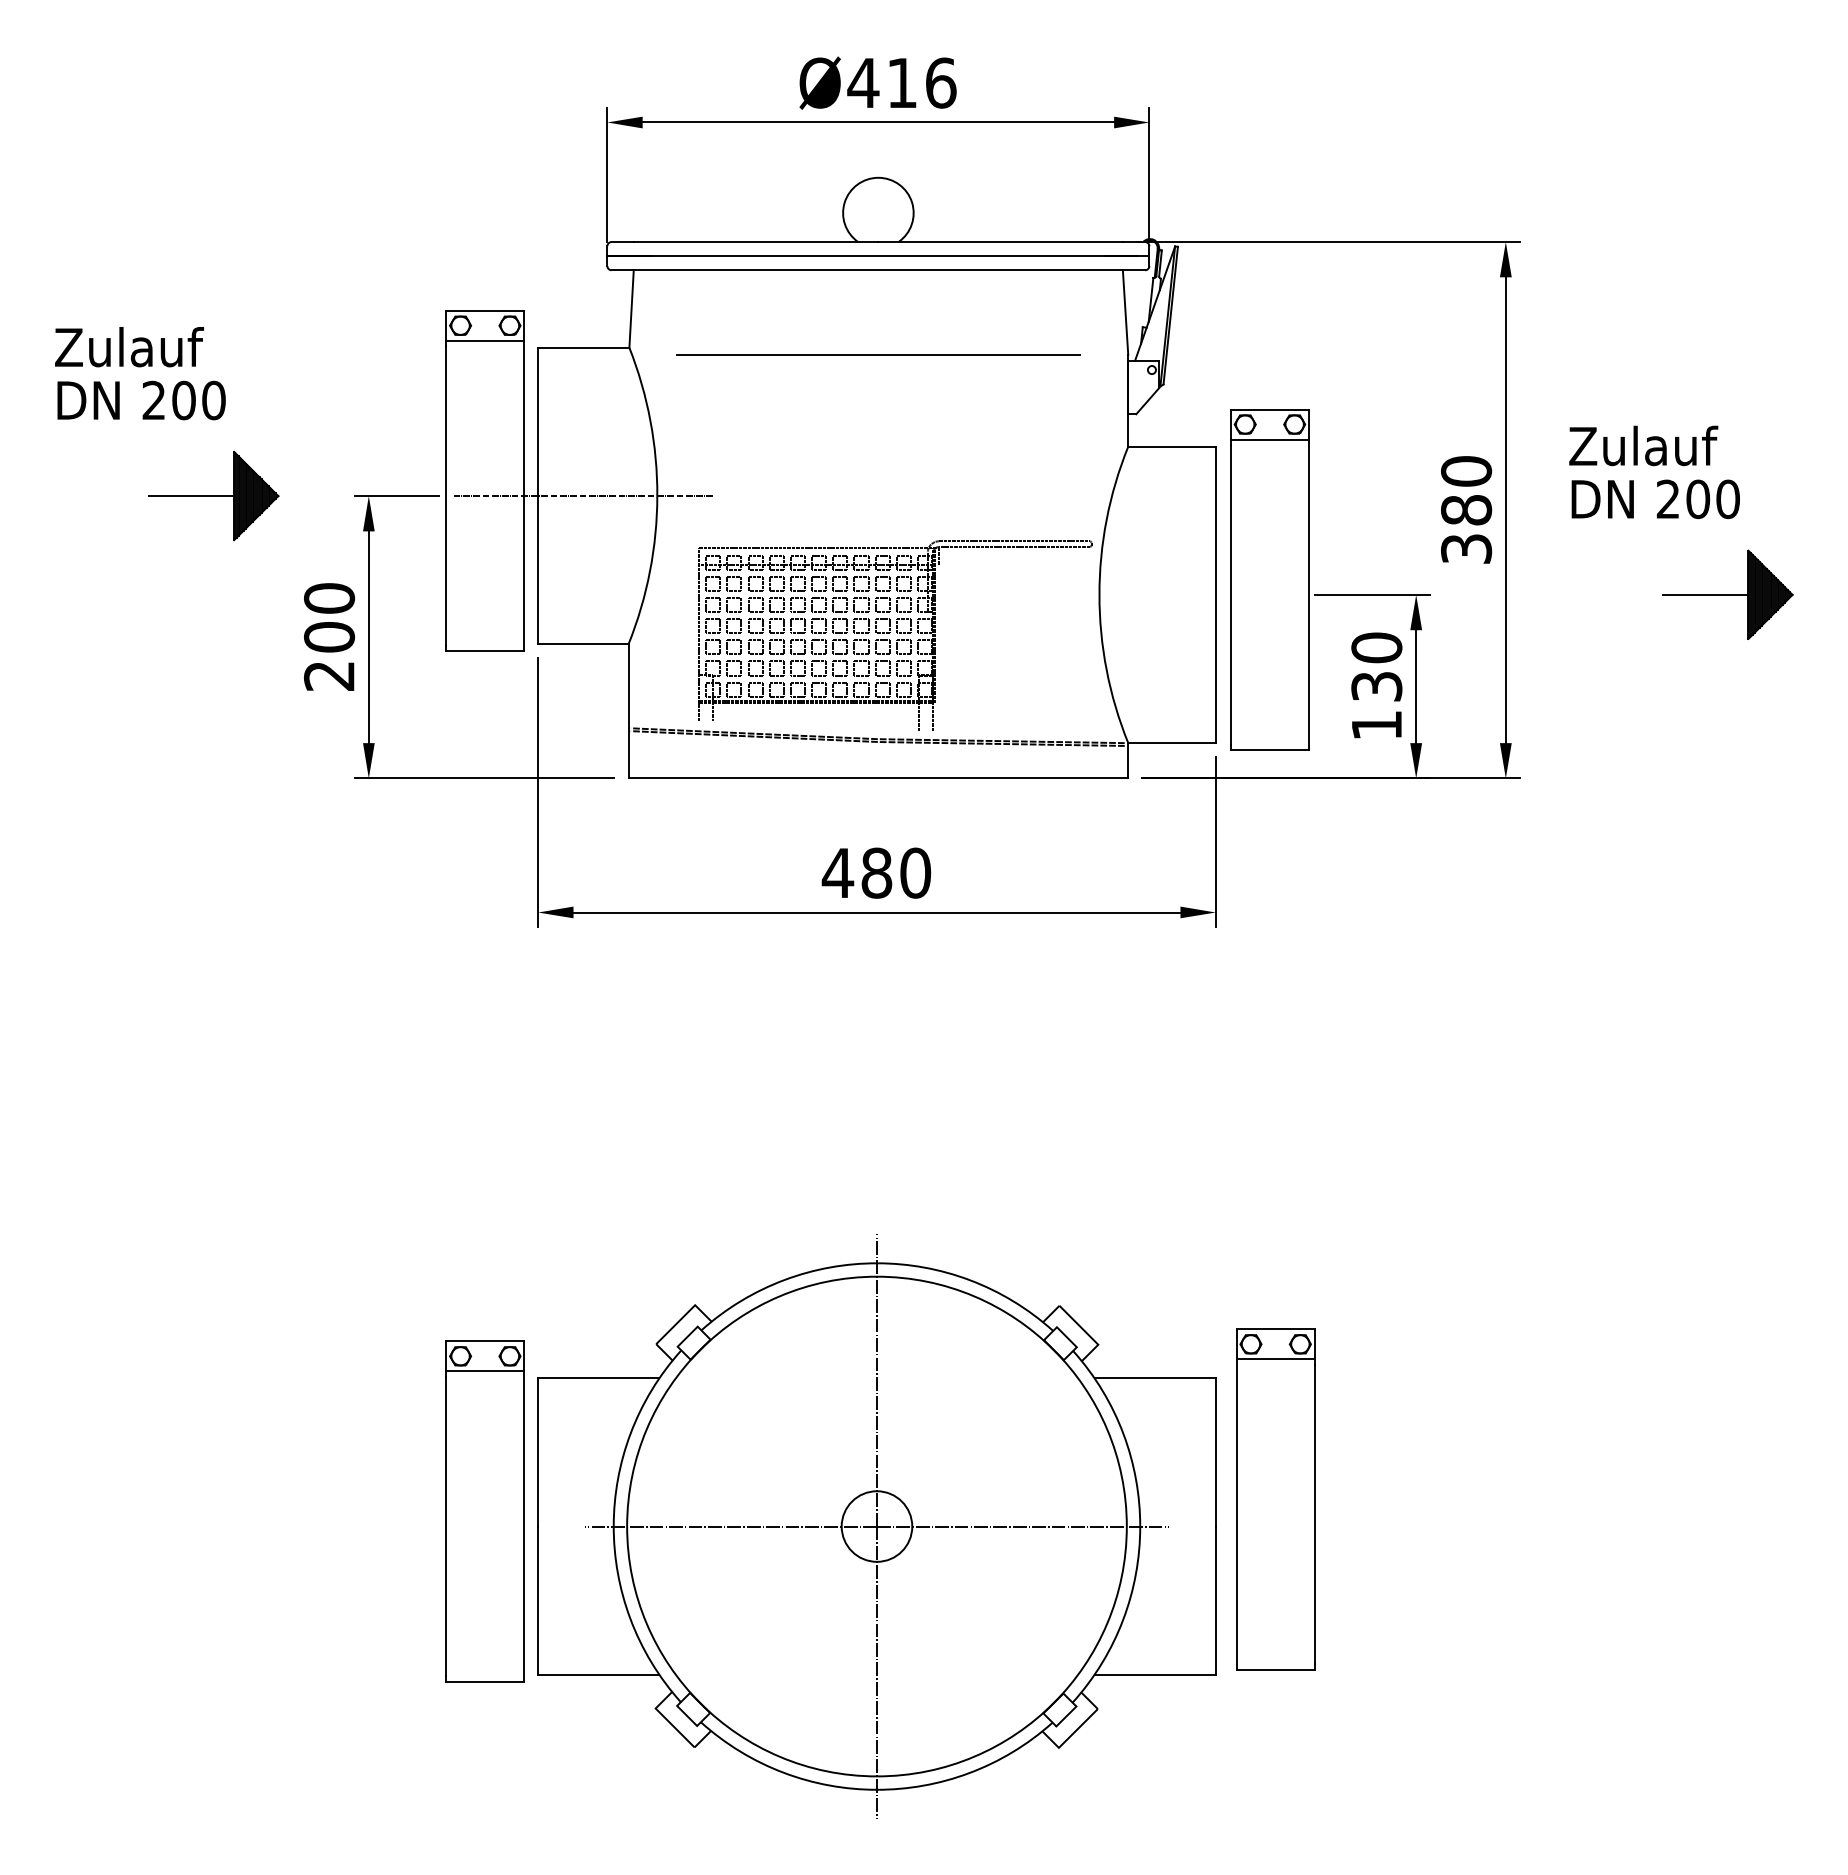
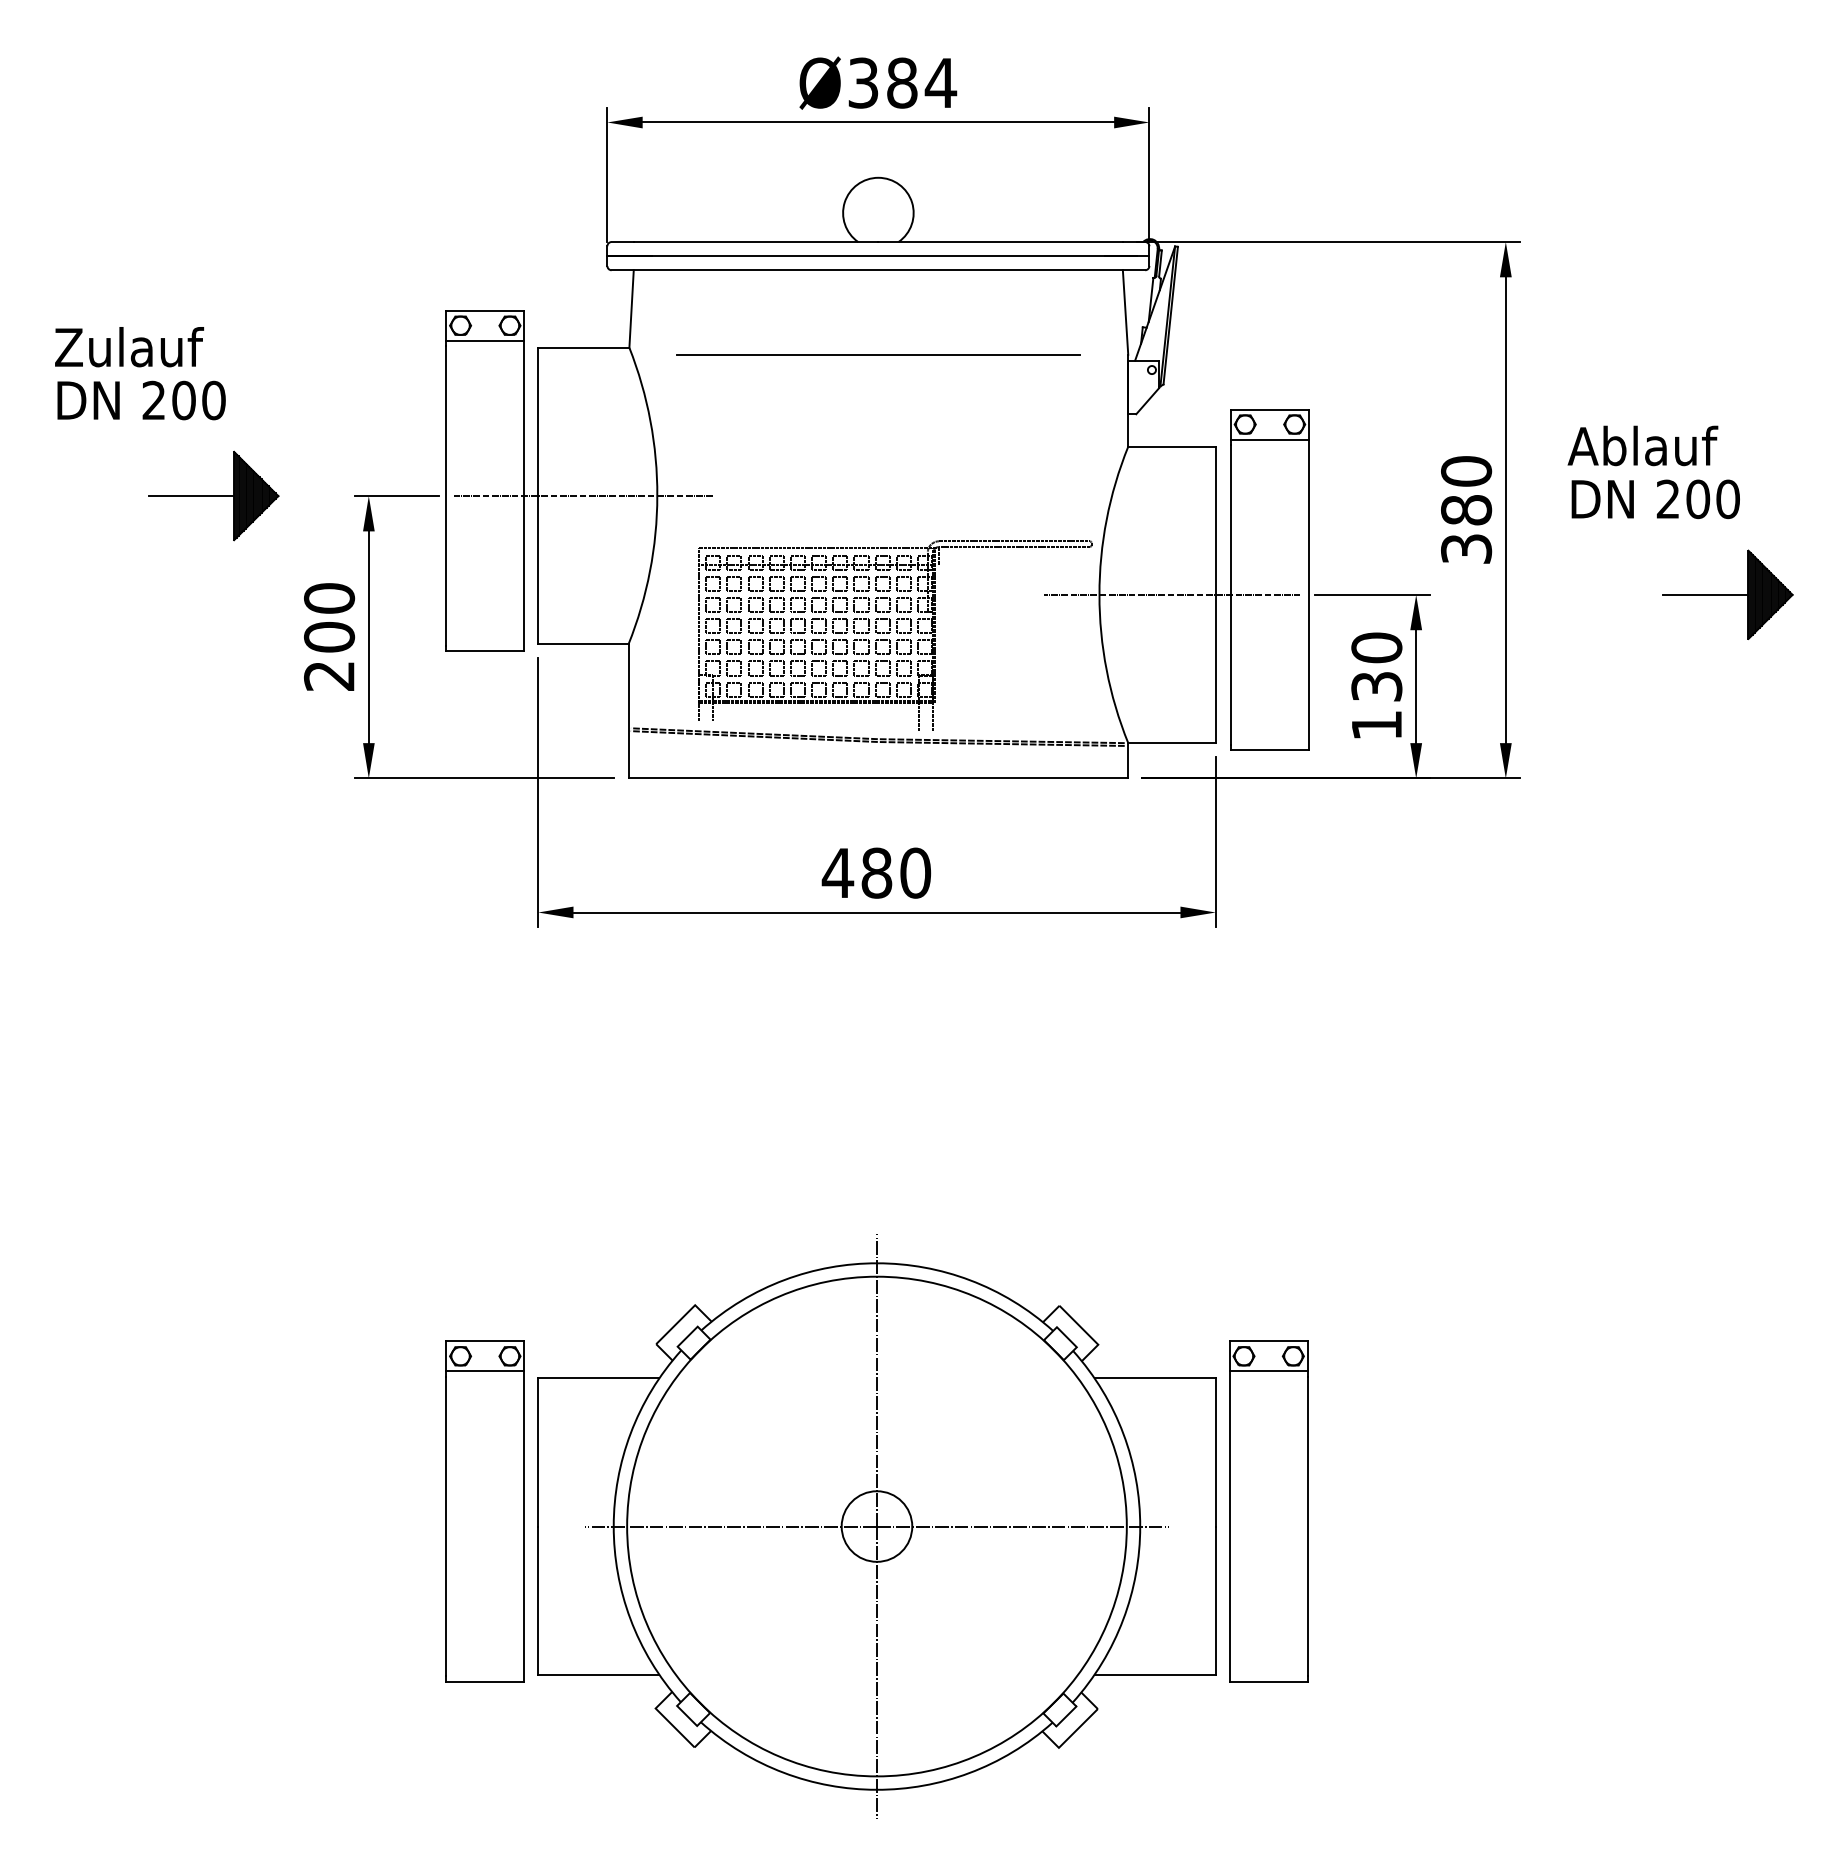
text: Ø416 -> Ø384 (902, 82)
text: Zulauf -> Ablauf (1596, 445)
line: none -> present (1171, 594)
part position: (1275, 1499) -> (1268, 1511) (1268, 1511)
